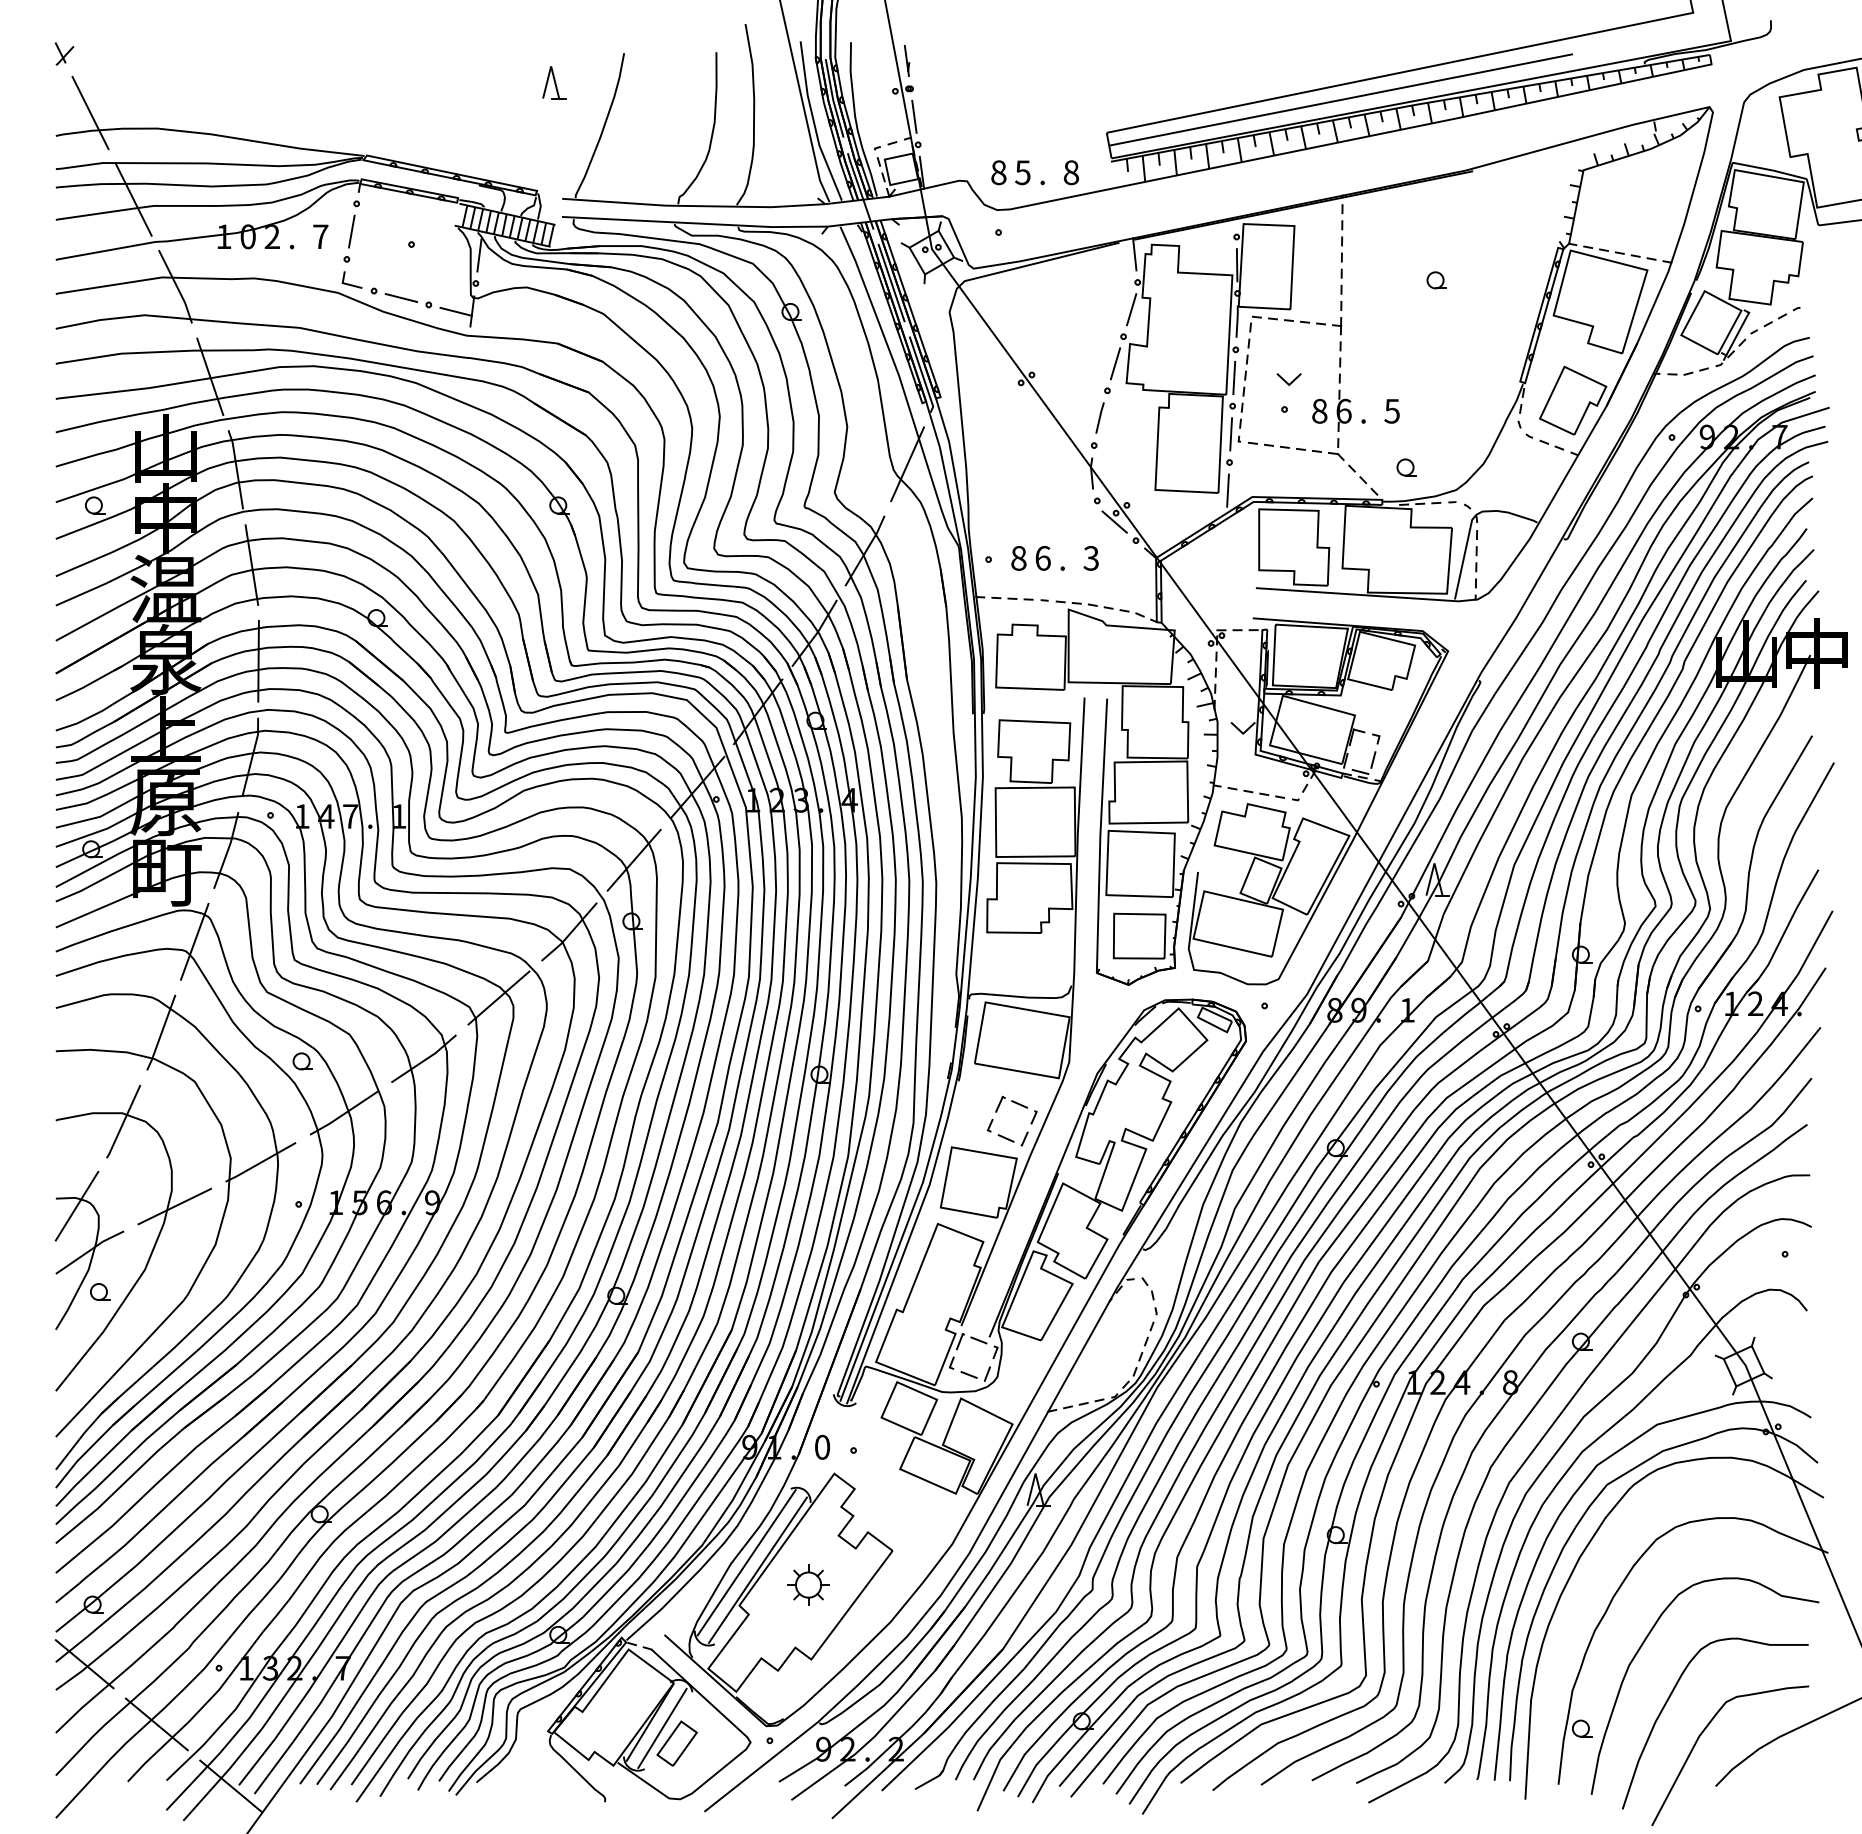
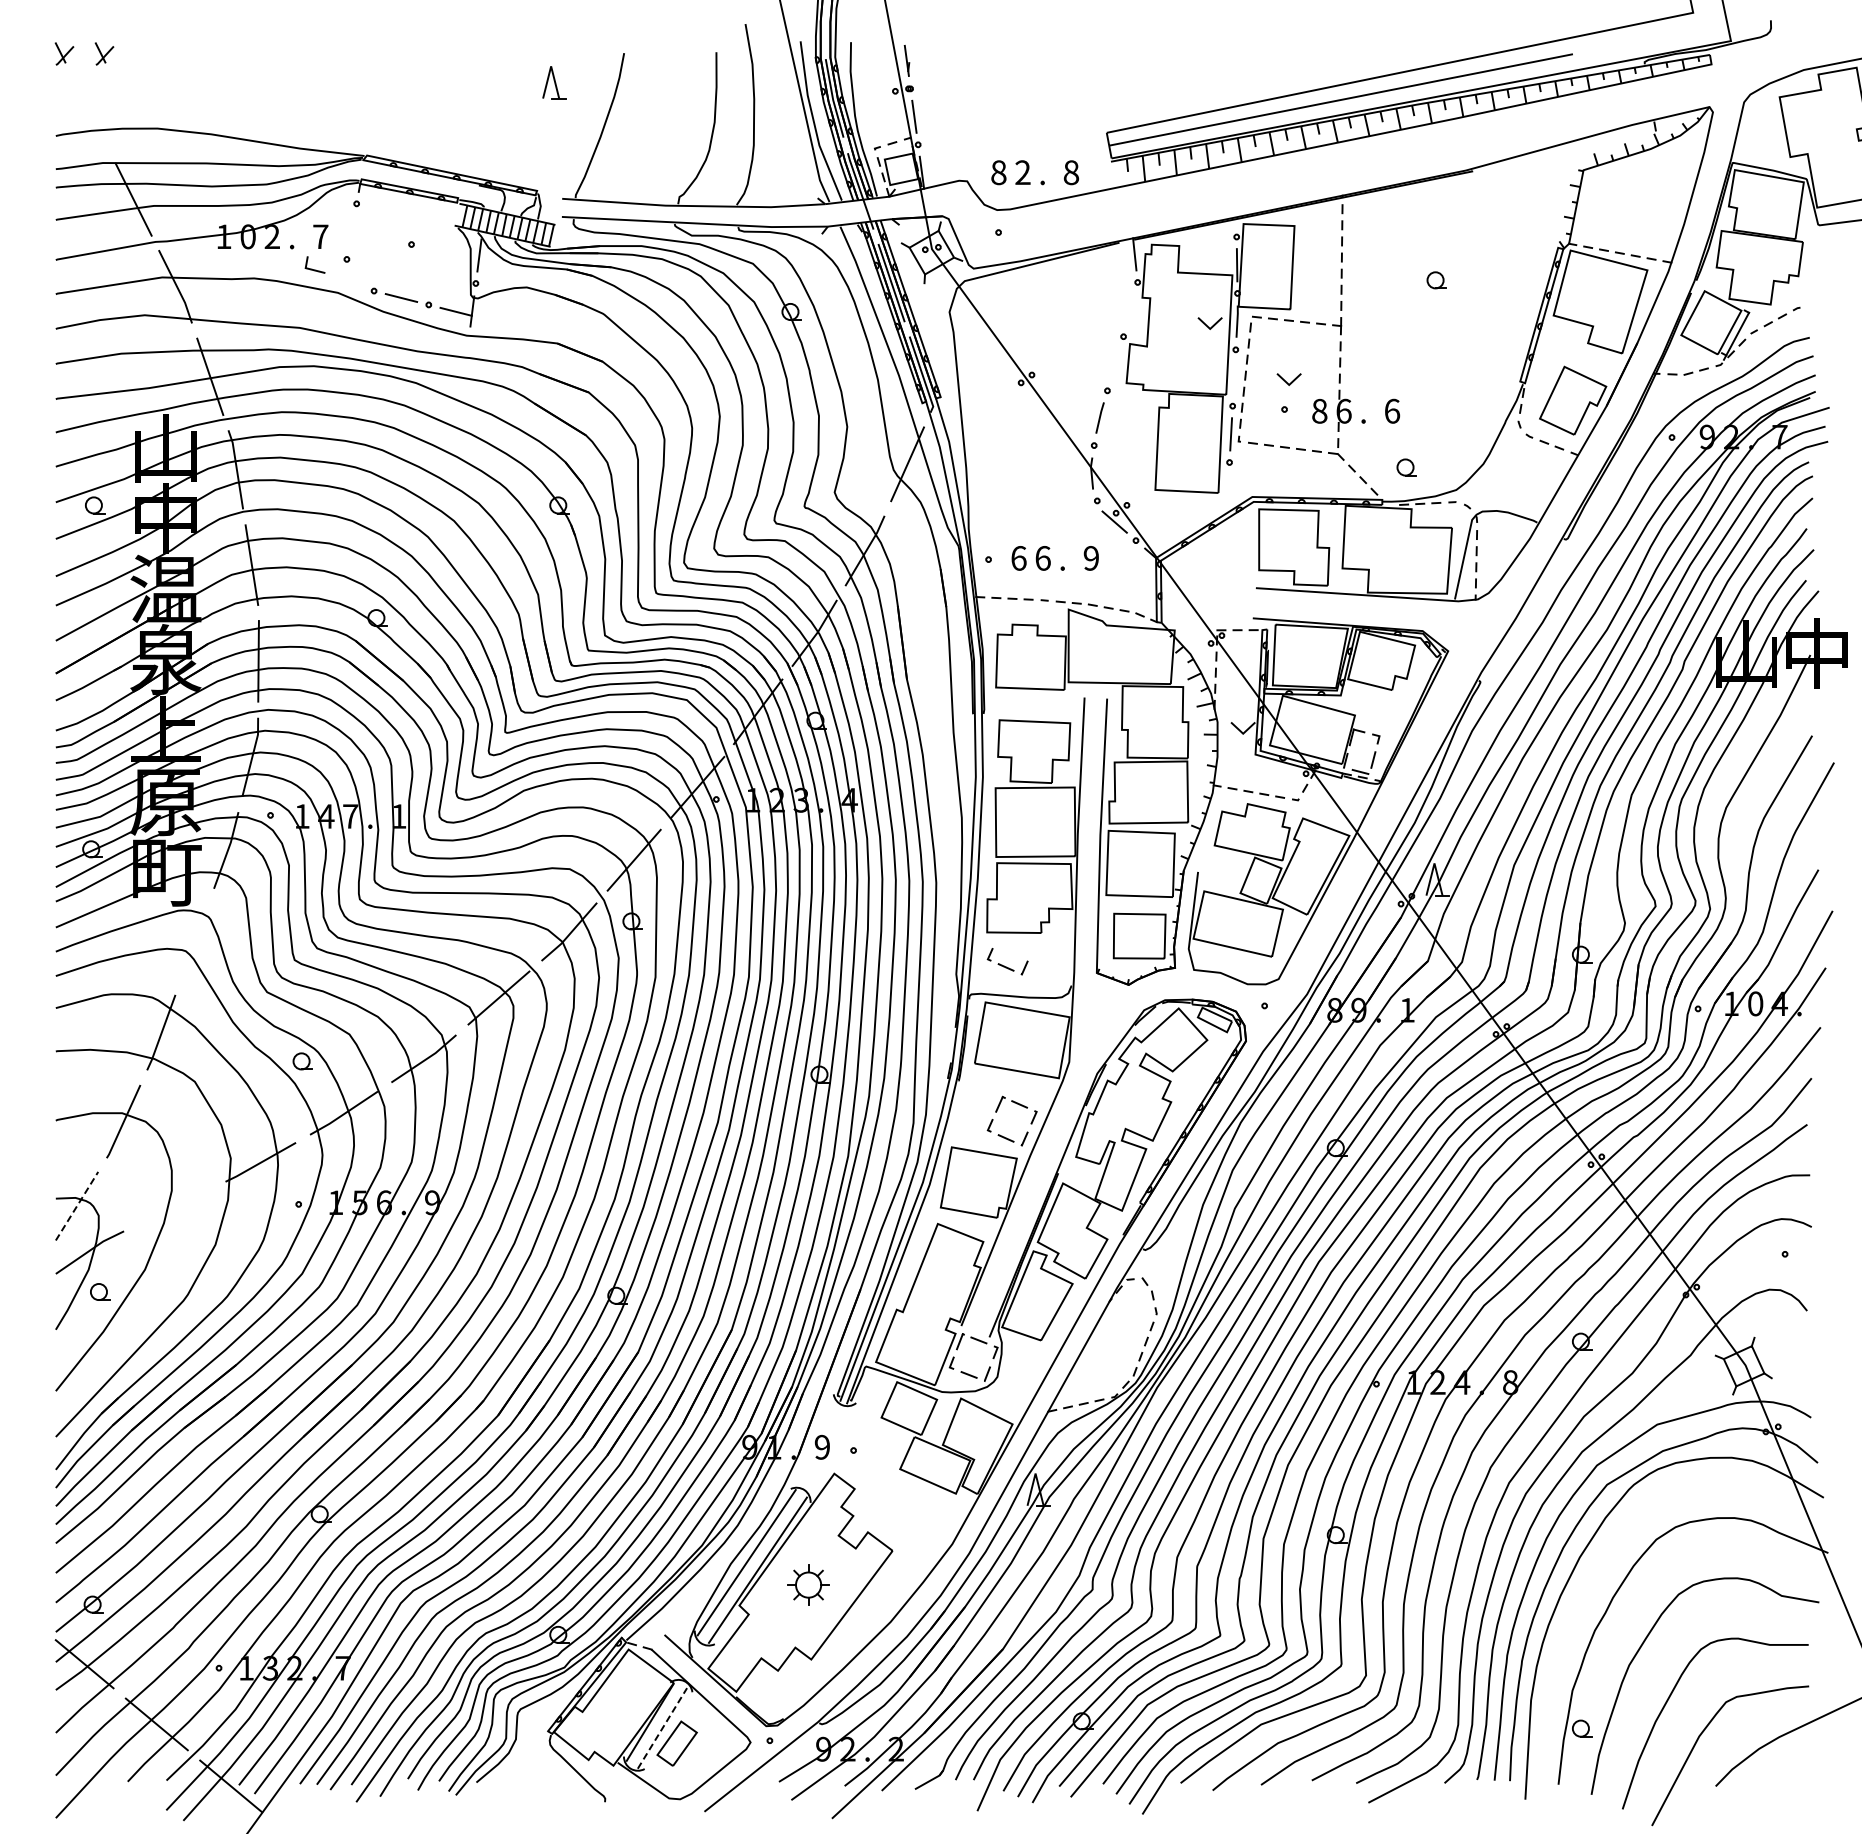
part: none -> present (104, 53)
line: present -> none (90, 112)
text: 5 -> 2 (1022, 172)
line: present -> none (351, 231)
line position: (349, 283) -> (312, 268) (312, 268)
line: present -> none (1131, 309)
line: none -> present (1207, 325)
line: present -> none (1115, 363)
line: present -> none (1234, 377)
text: 5 -> 6 (1392, 410)
line: present -> none (1227, 490)
text: 8 -> 6 (1018, 558)
text: 3 -> 9 (1090, 558)
line: present -> none (194, 941)
part: none -> present (1007, 961)
text: 2 -> 0 (1755, 1003)
line: solid -> dashed (77, 1205)
line: present -> none (174, 1206)
text: 0 -> 9 (822, 1447)
line: solid -> dashed (662, 1728)
